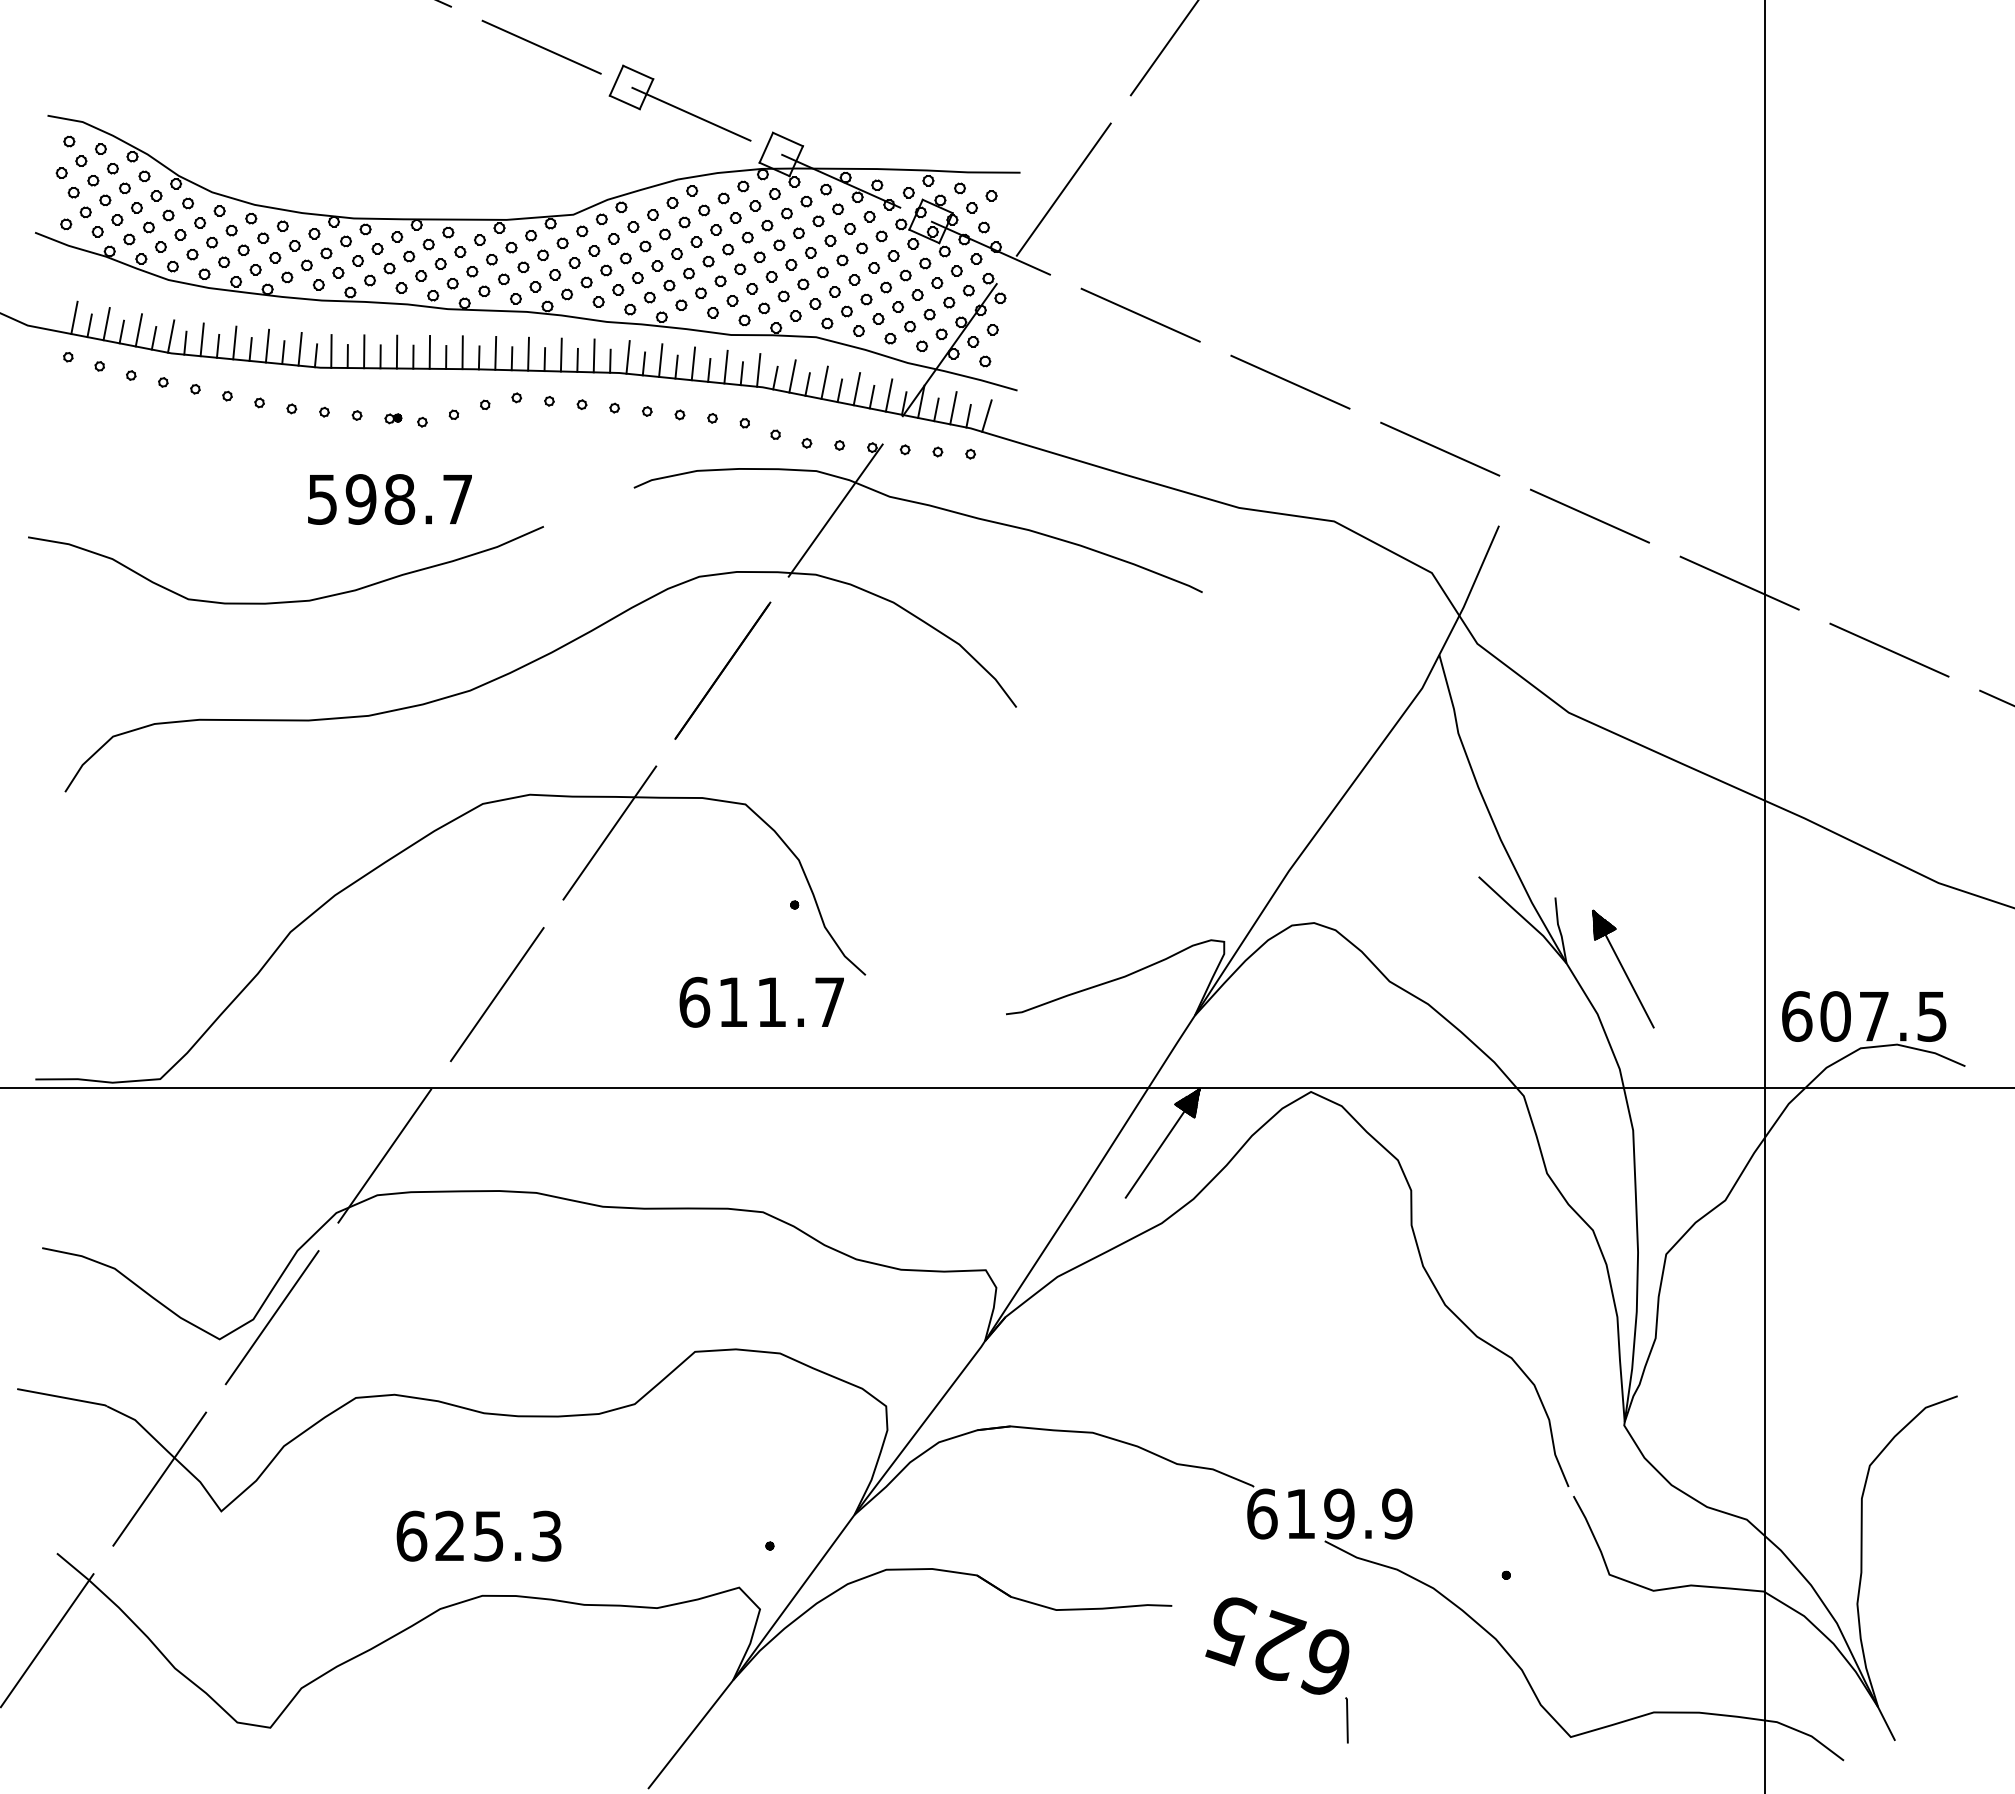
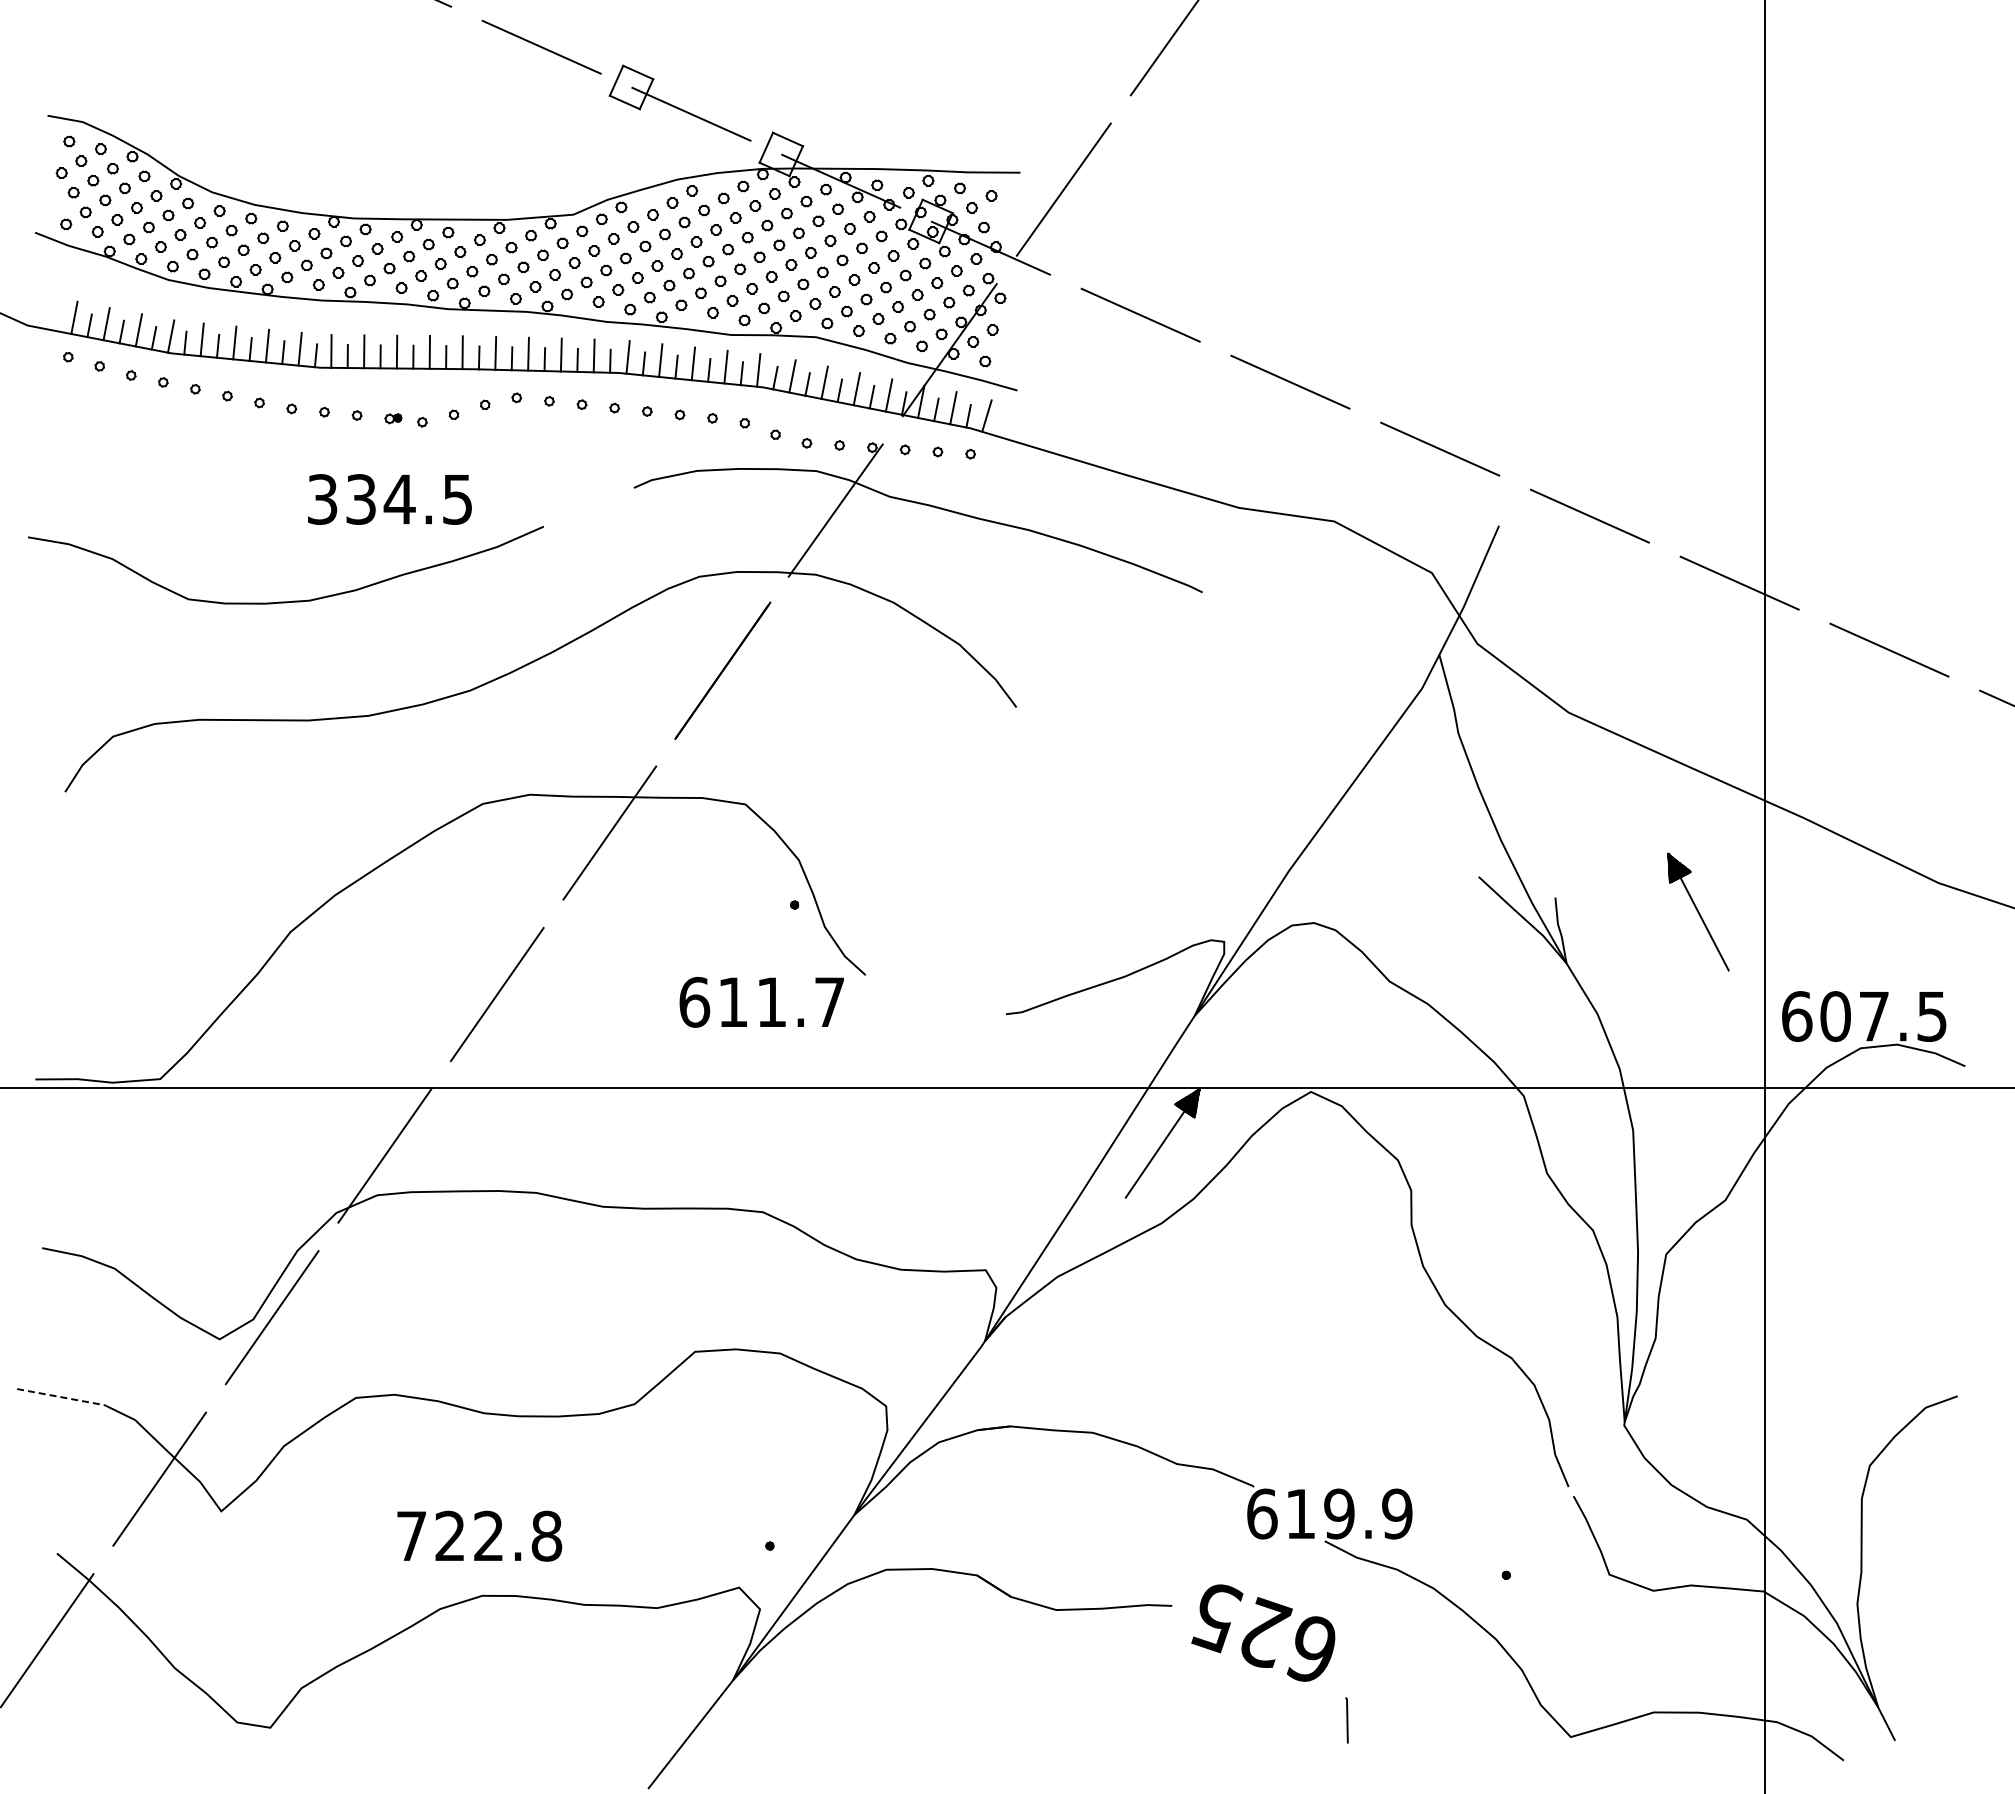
text: 598.7 -> 334.5 (389, 499)
part position: (1623, 968) -> (1698, 911) (1698, 911)
line: solid -> dashed (63, 1397)
text: 625.3 -> 722.8 (479, 1535)
text position: (1277, 1645) -> (1263, 1632) (1263, 1632)
